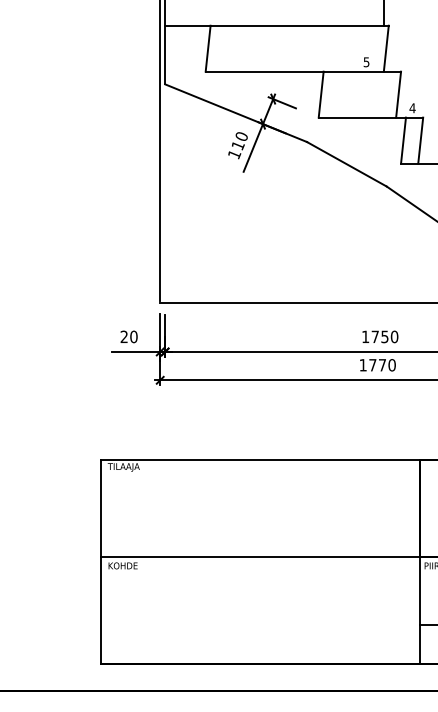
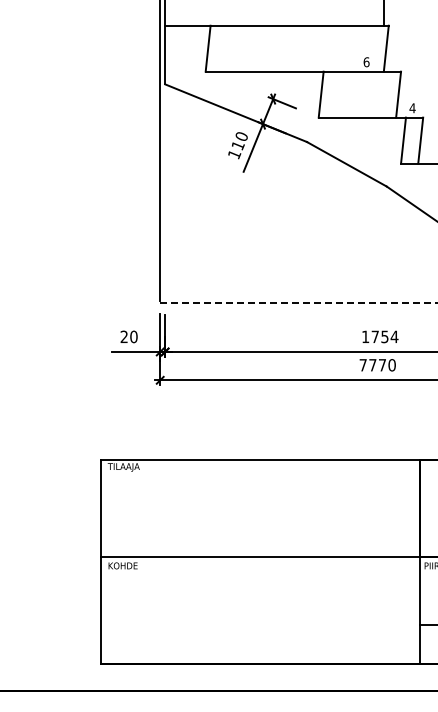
text: 5 -> 6 (366, 62)
line: solid -> dashed (299, 303)
text: 1750 -> 1754 (394, 336)
text: 1770 -> 7770 (362, 365)
